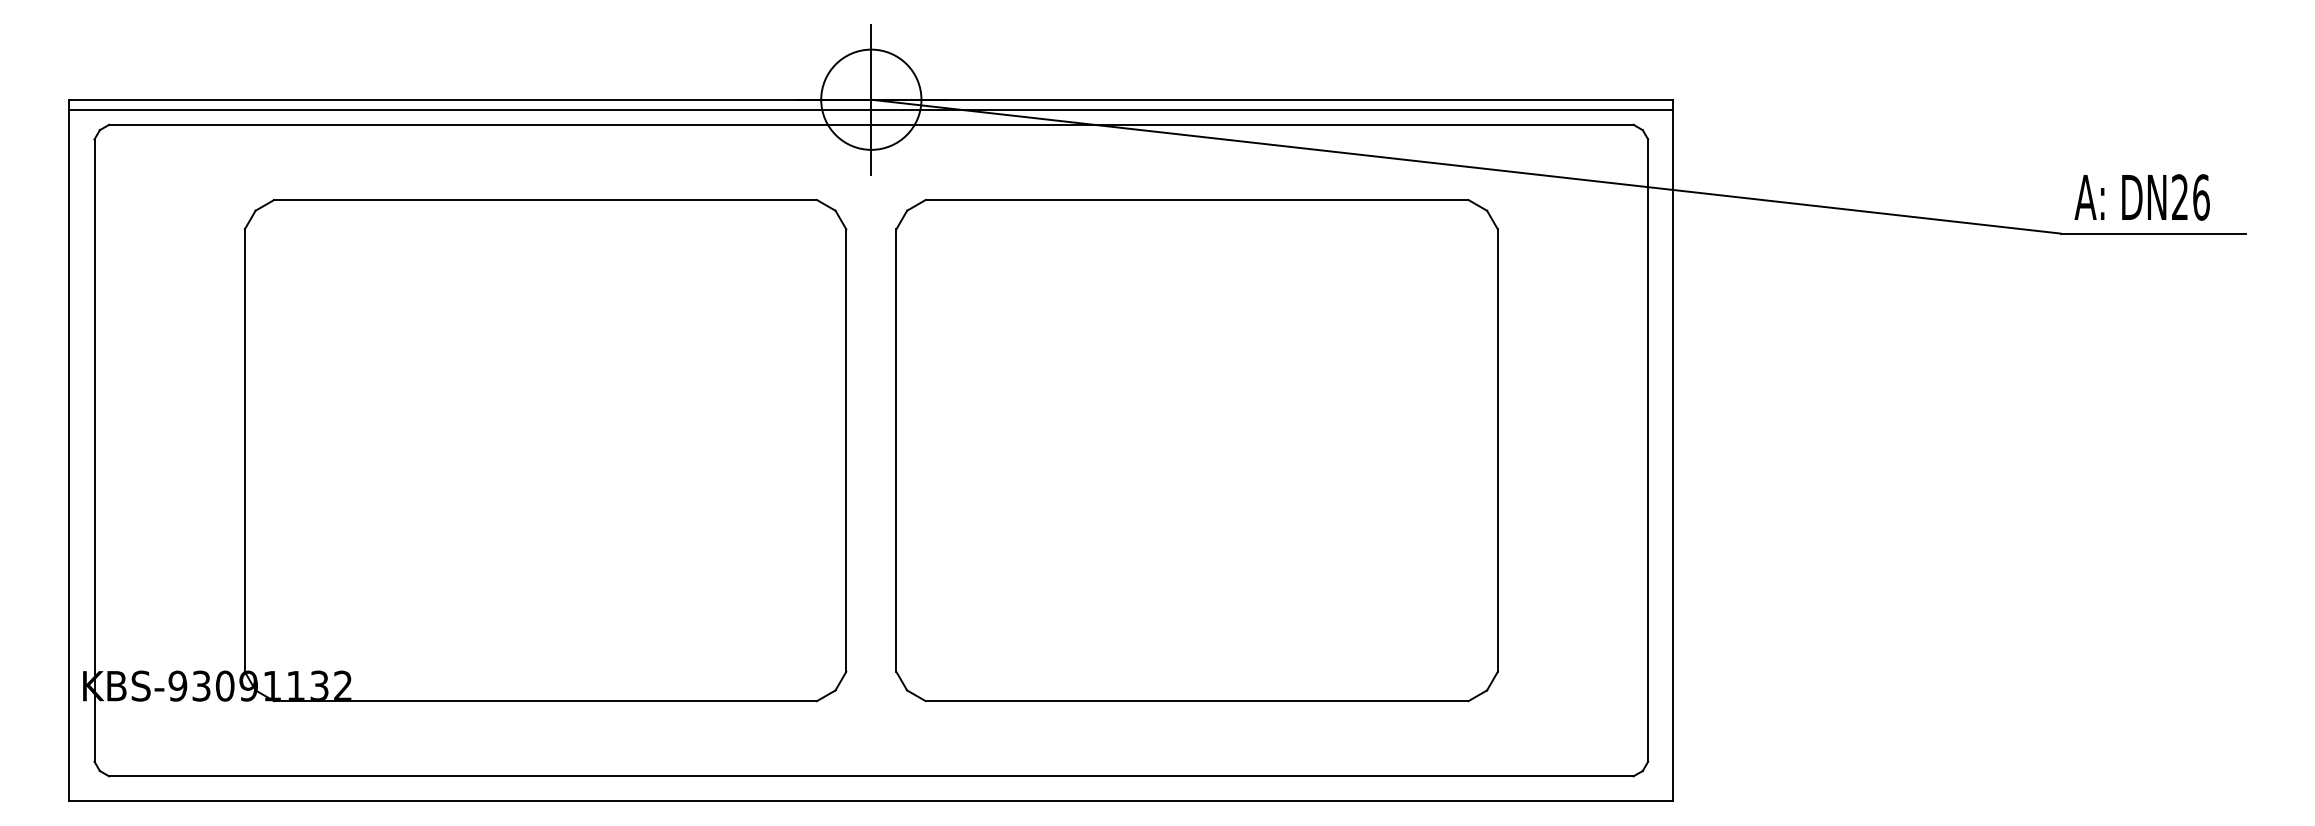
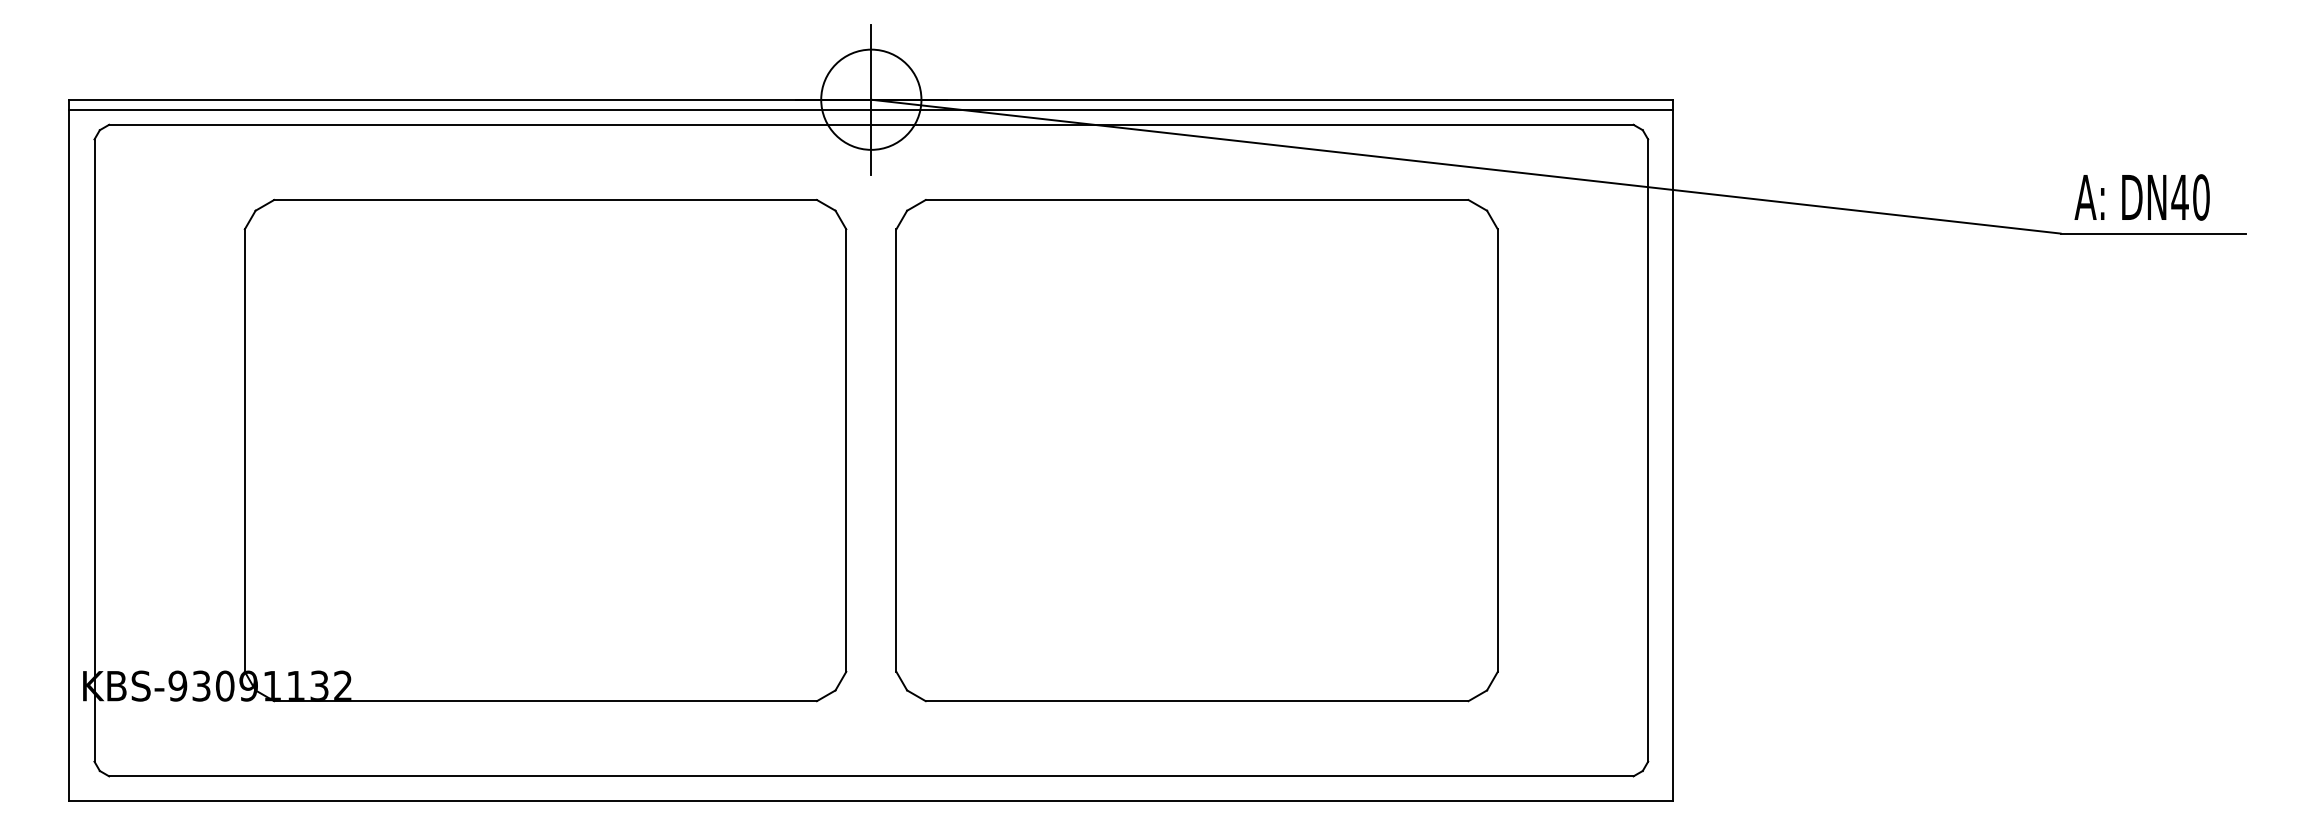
text: DN26 -> DN40 (2190, 197)
